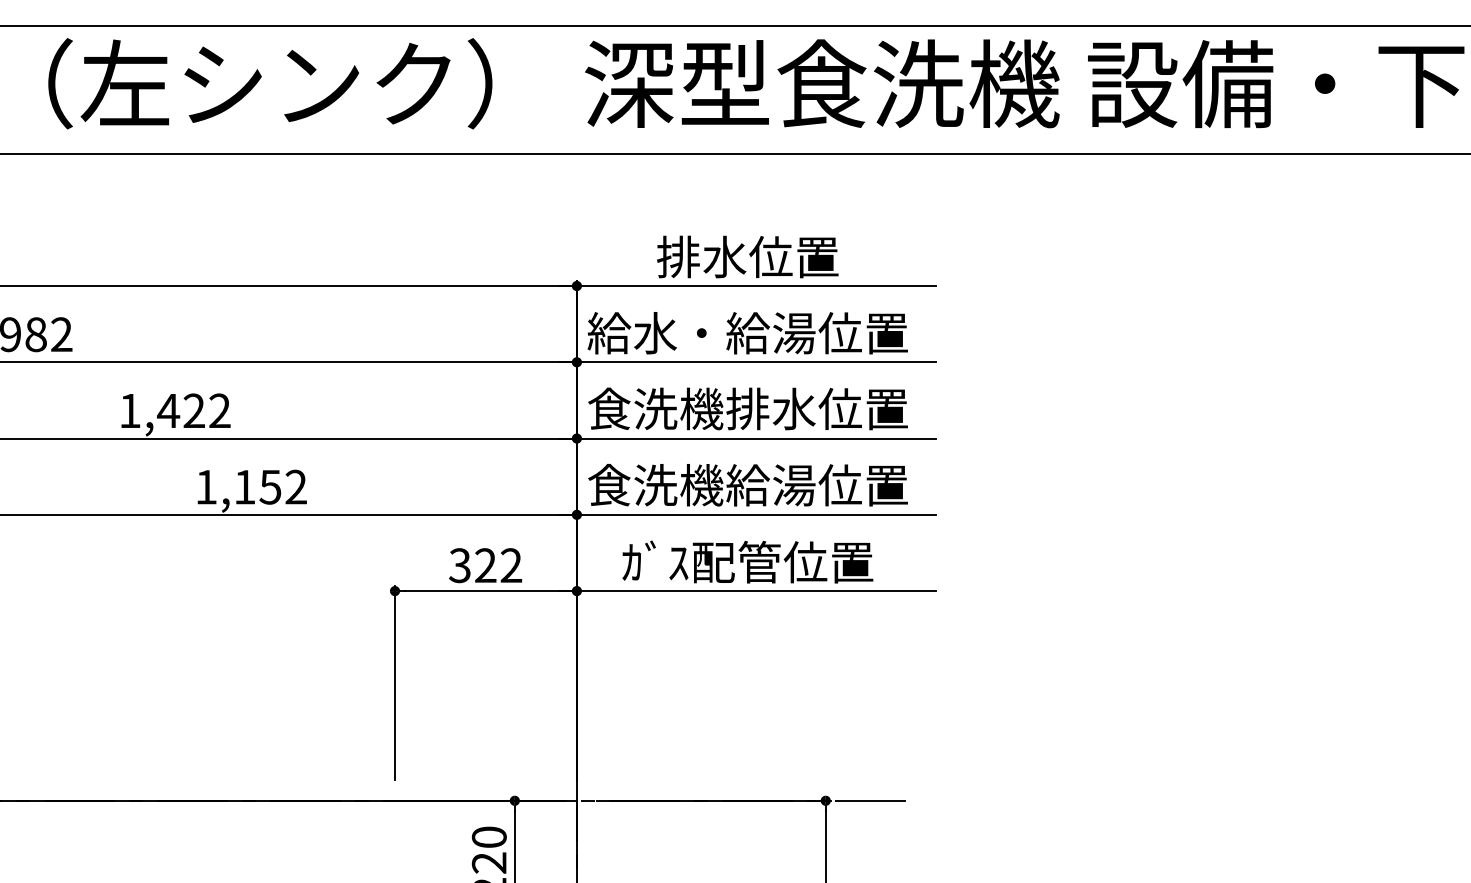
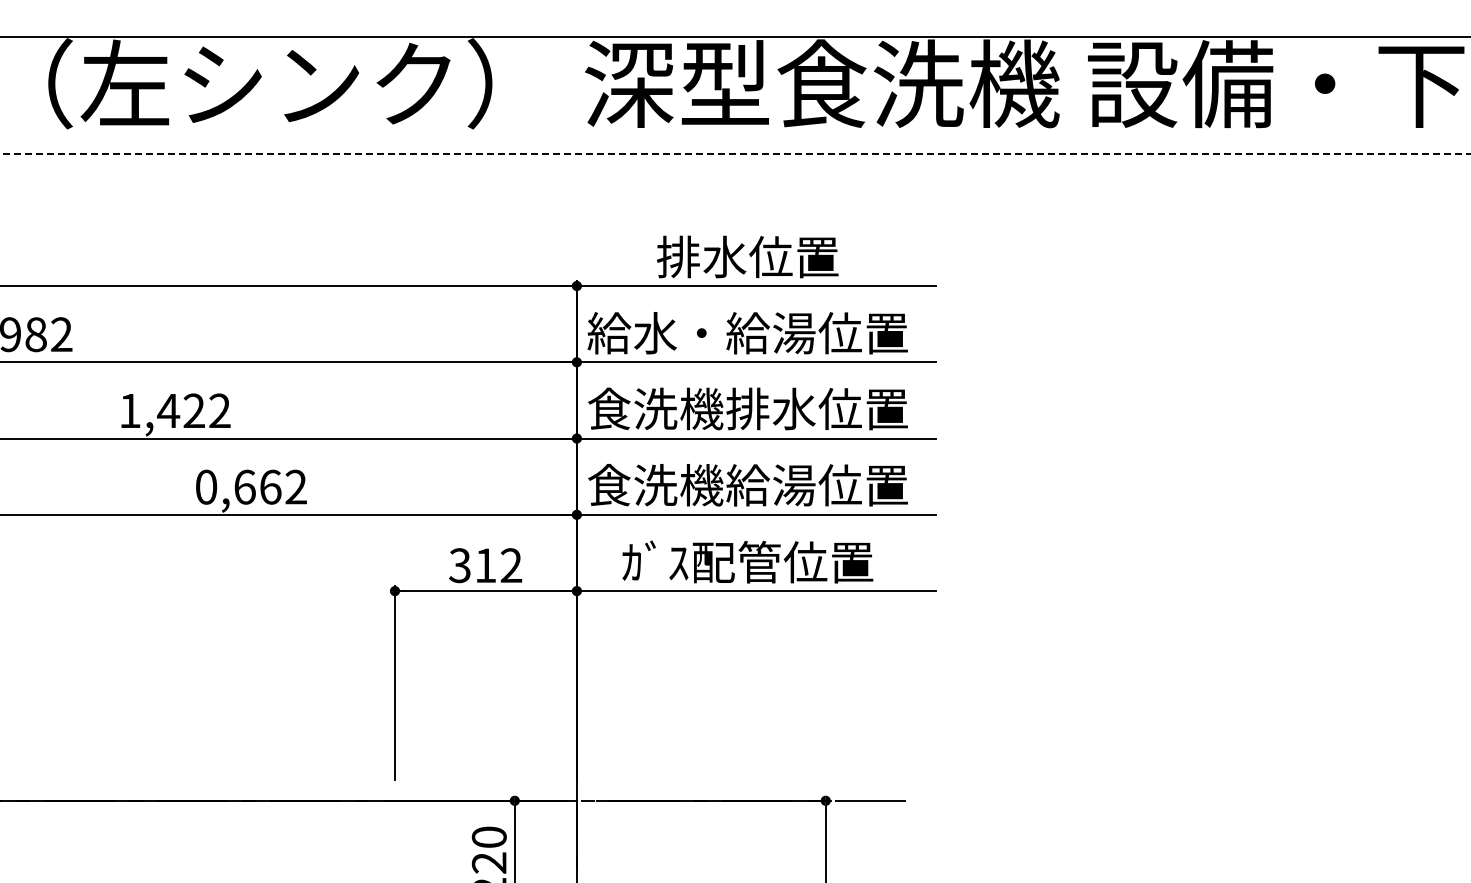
line position: (734, 26) -> (734, 37) (734, 37)
line: solid -> dashed (736, 154)
text: 1,152 -> 0,662 (238, 486)
text: 322 -> 312 (485, 565)
